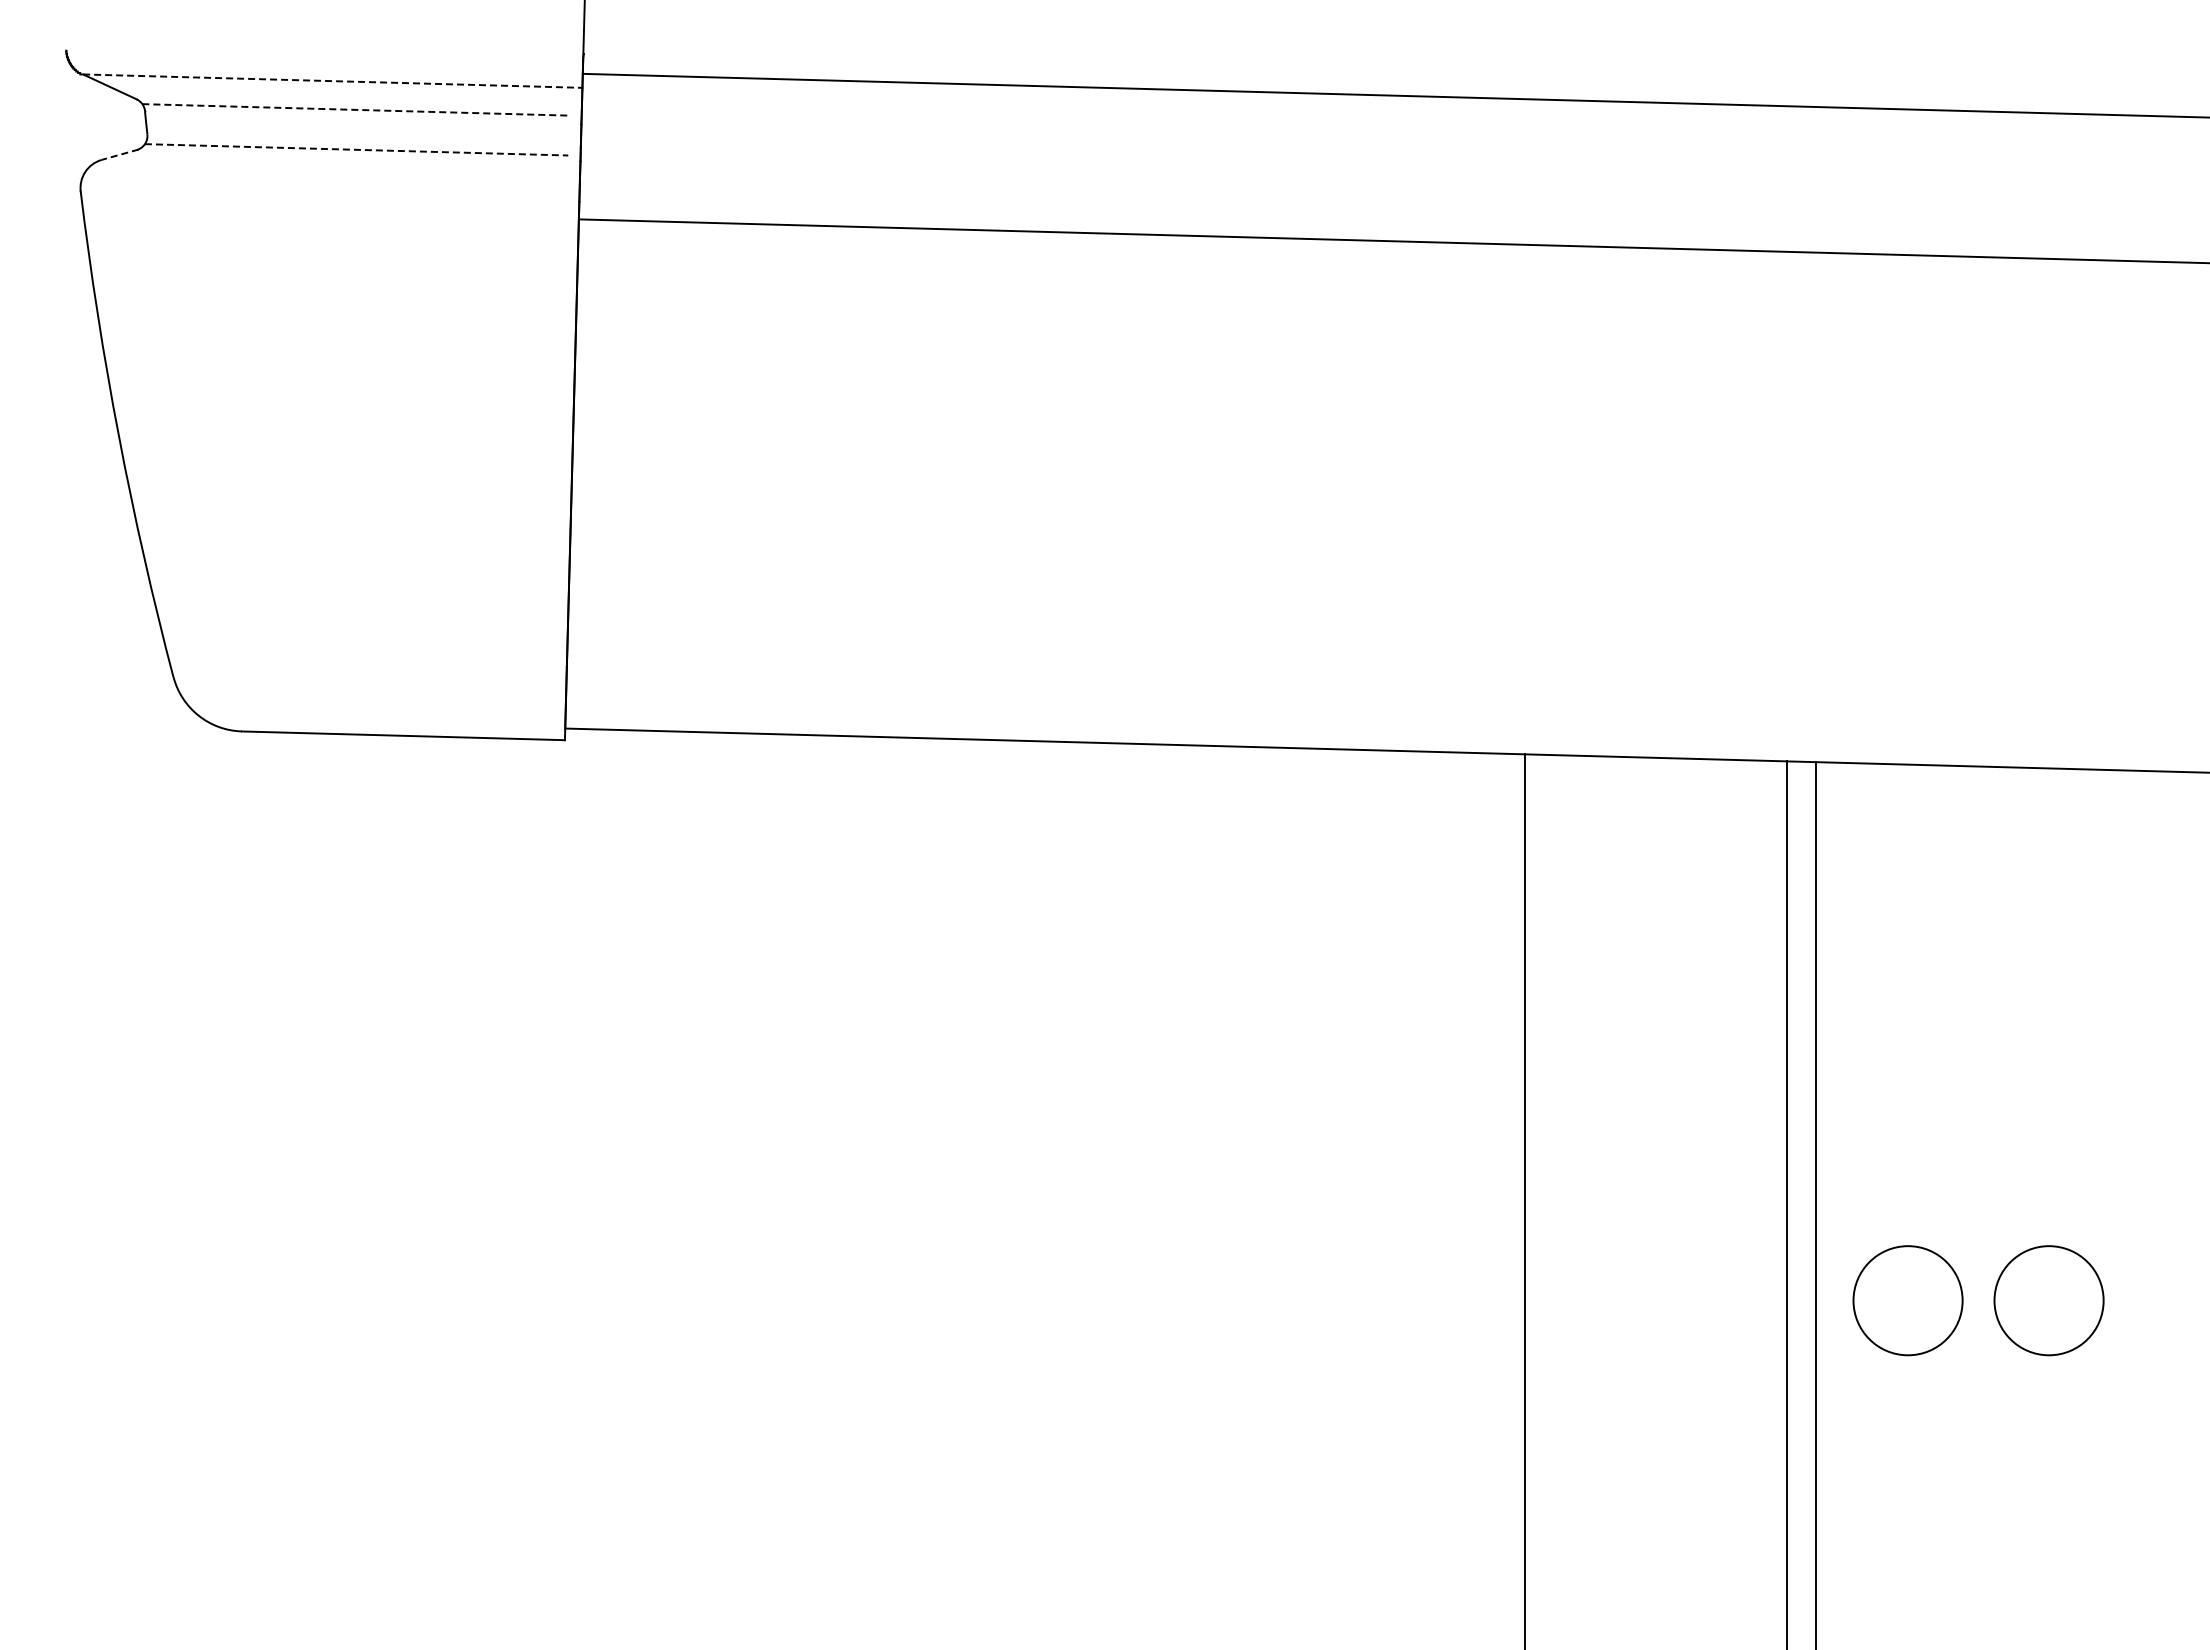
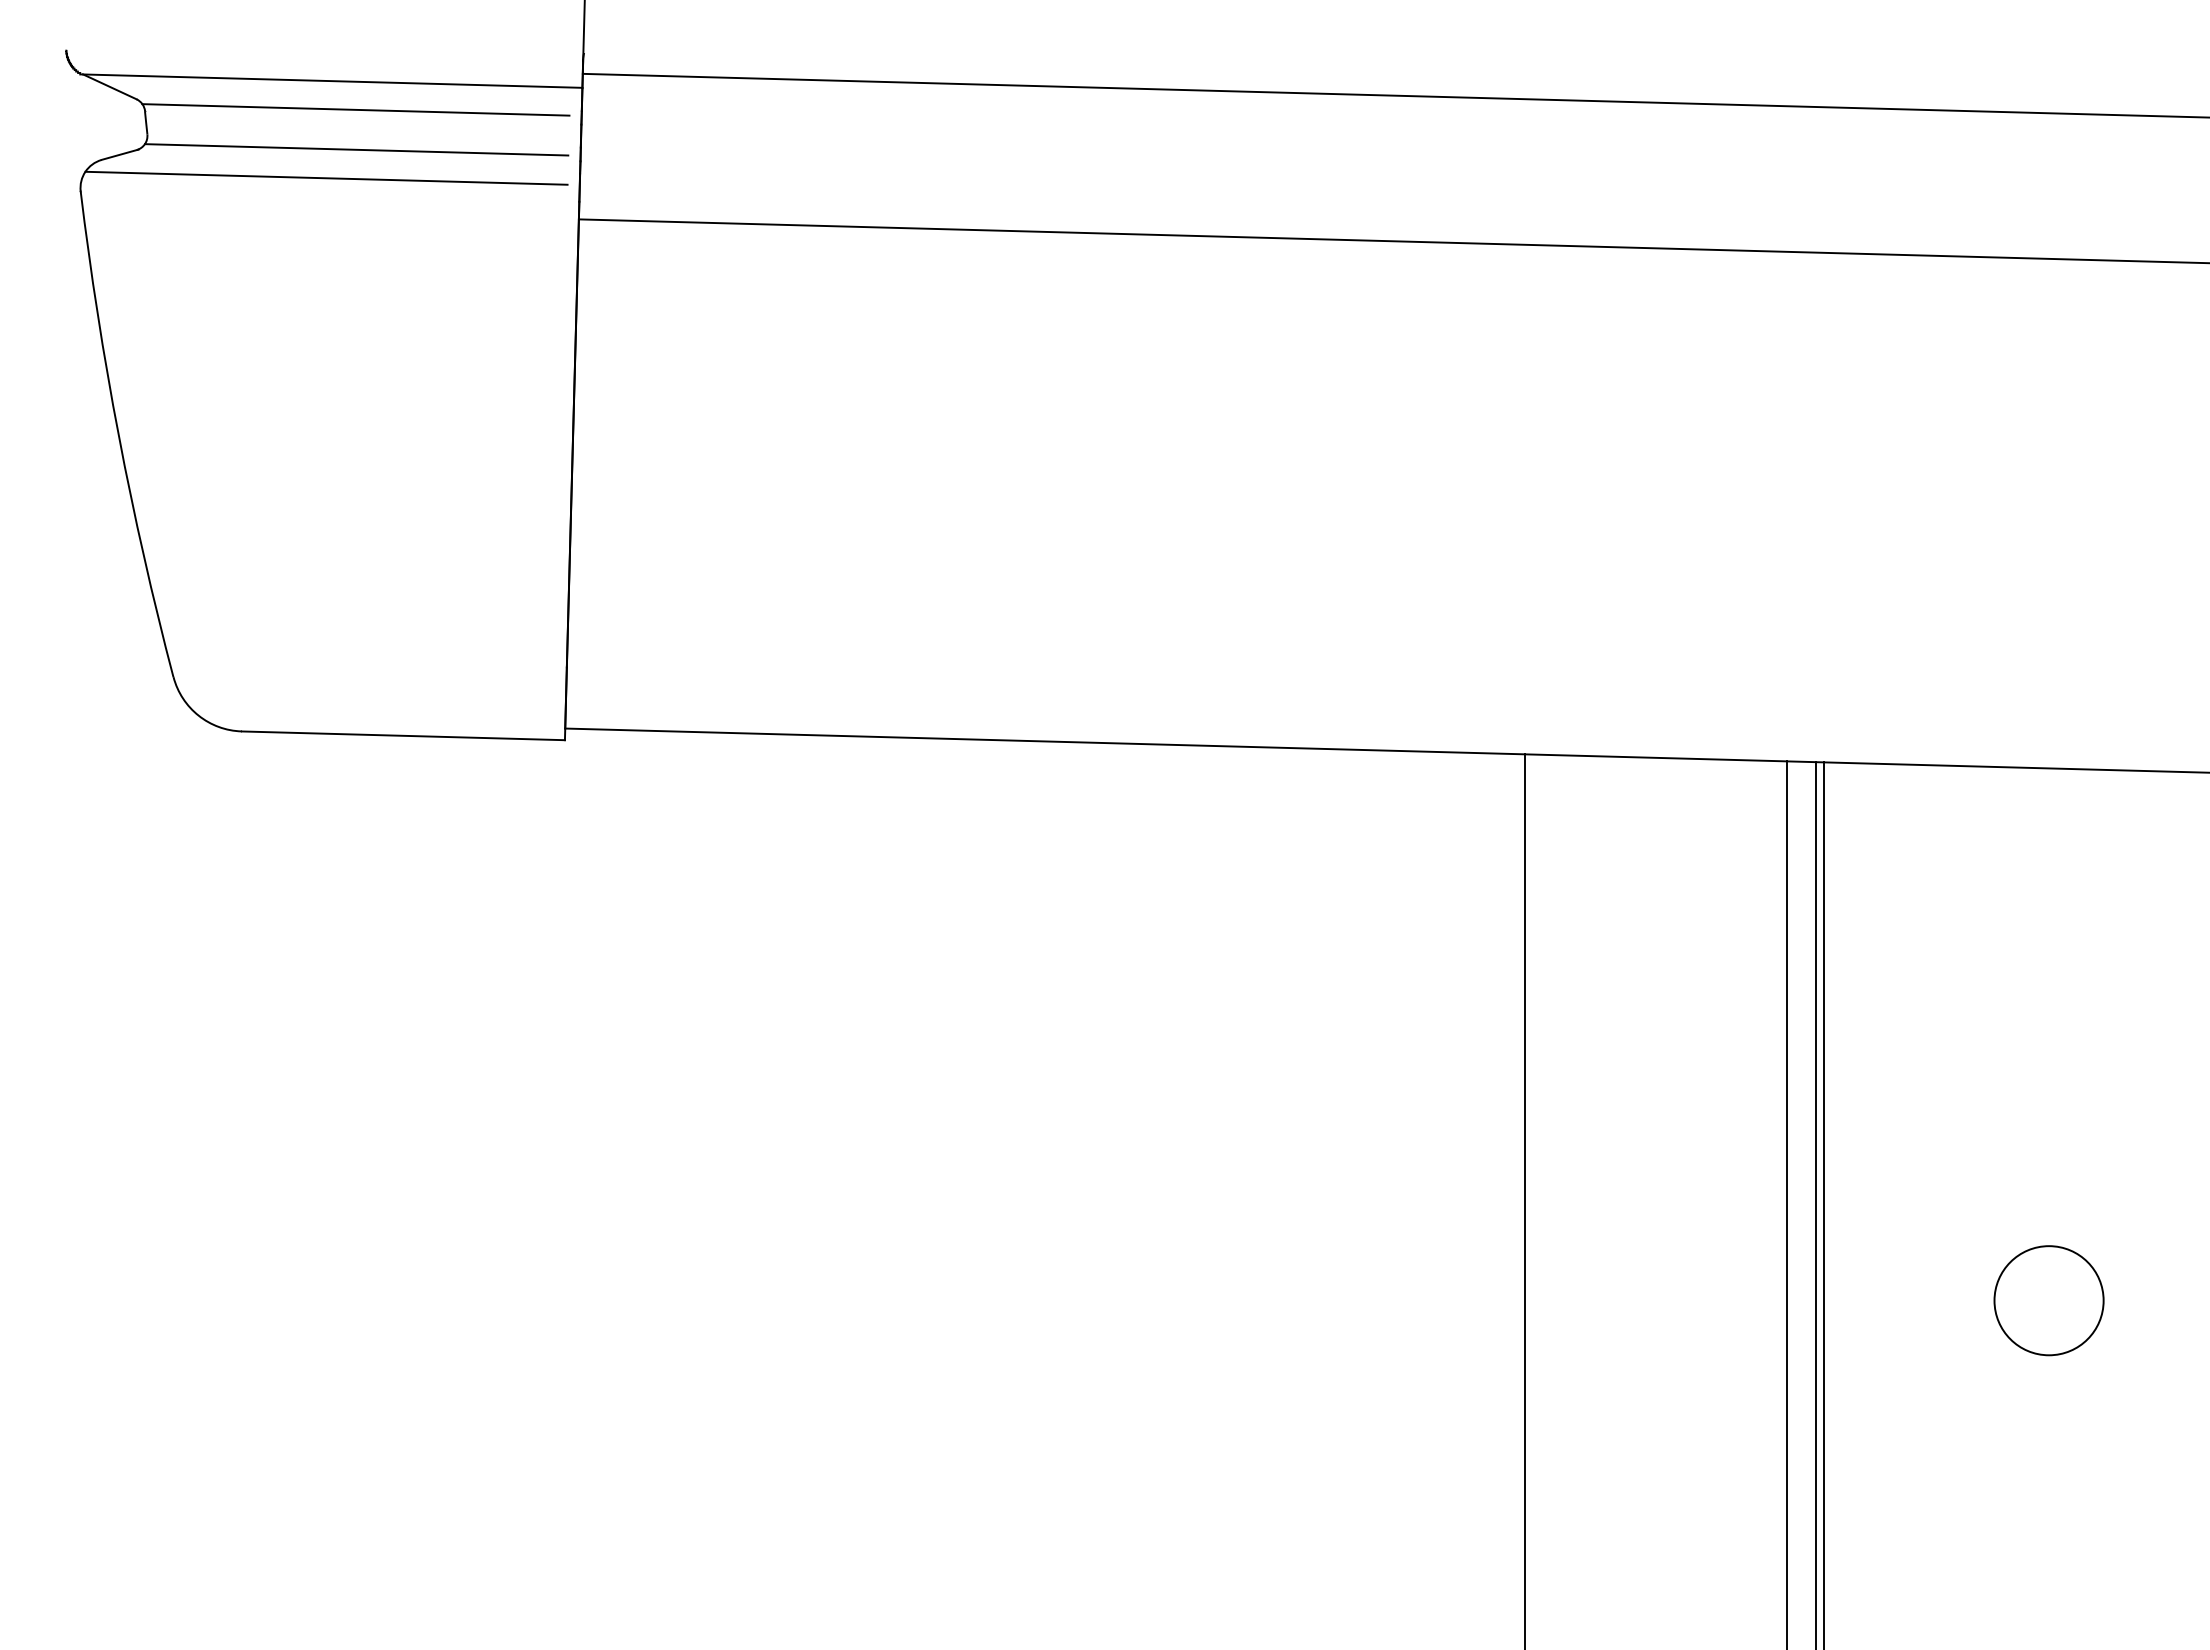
line: dashed -> solid (332, 81)
line: dashed -> solid (355, 109)
line: dashed -> solid (356, 149)
line: dashed -> solid (119, 154)
line: none -> present (326, 177)
line: none -> present (1823, 1204)
circle: present -> none (1907, 1300)
